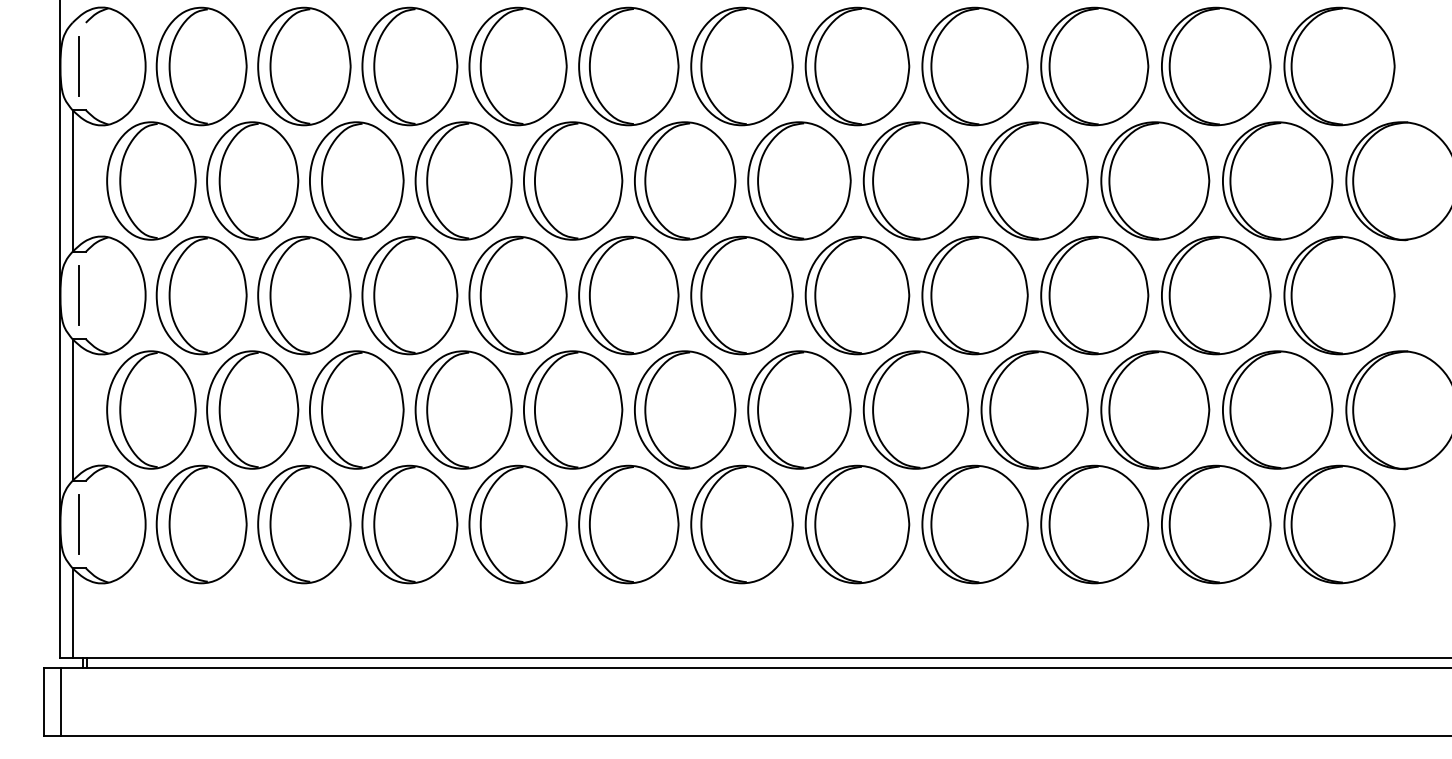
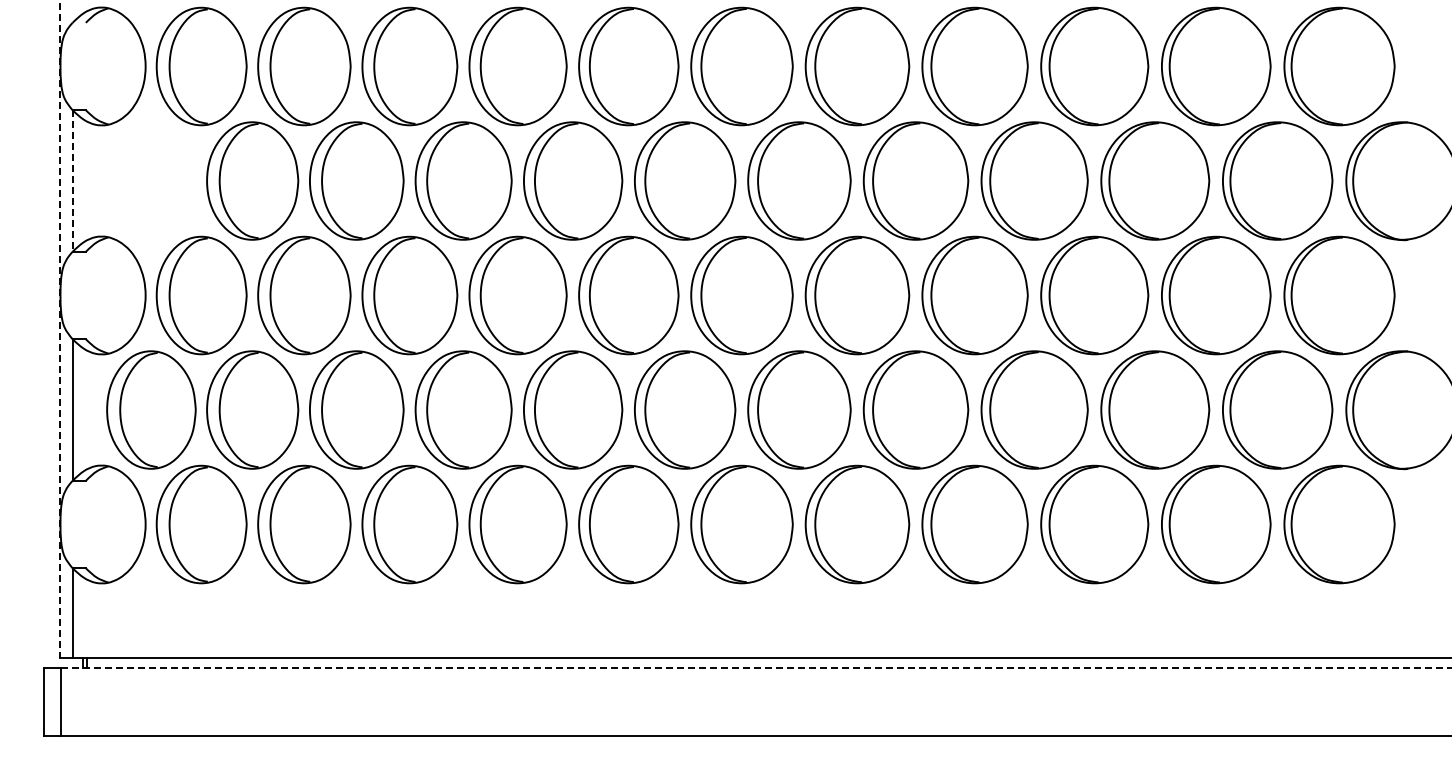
line: present -> none (79, 66)
part: present -> none (151, 180)
line: solid -> dashed (72, 181)
line: present -> none (79, 295)
line: solid -> dashed (59, 329)
line: present -> none (79, 524)
line: solid -> dashed (756, 667)
